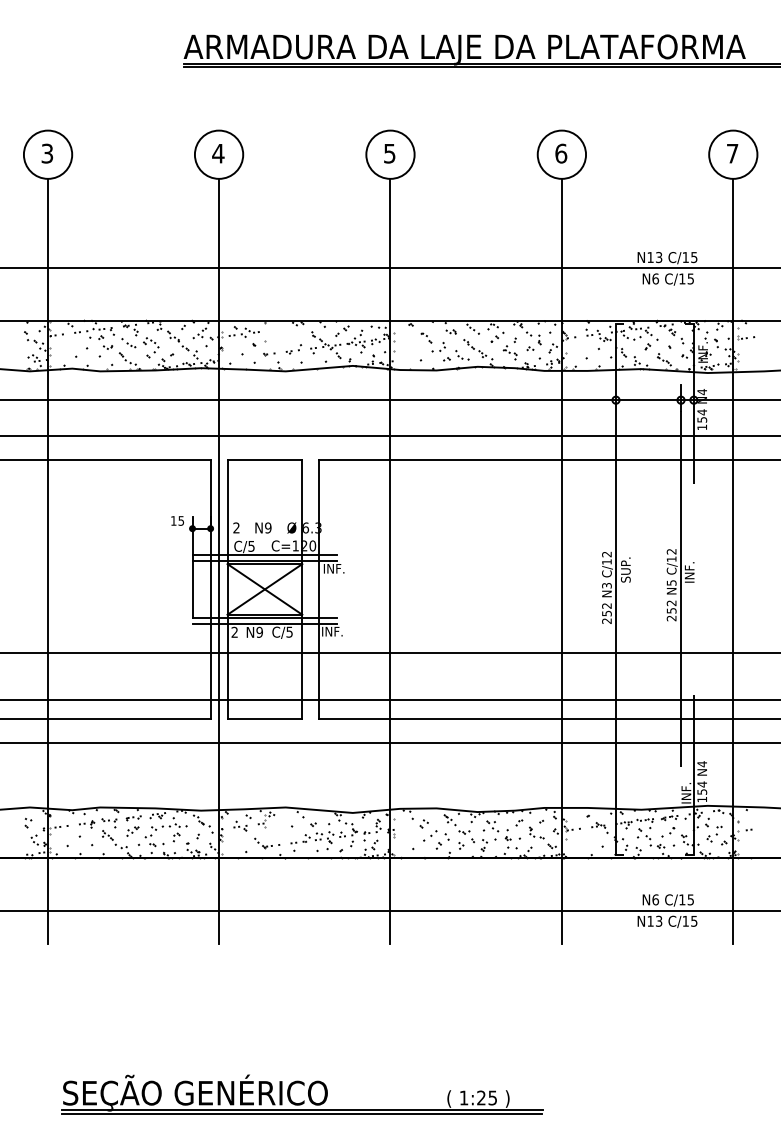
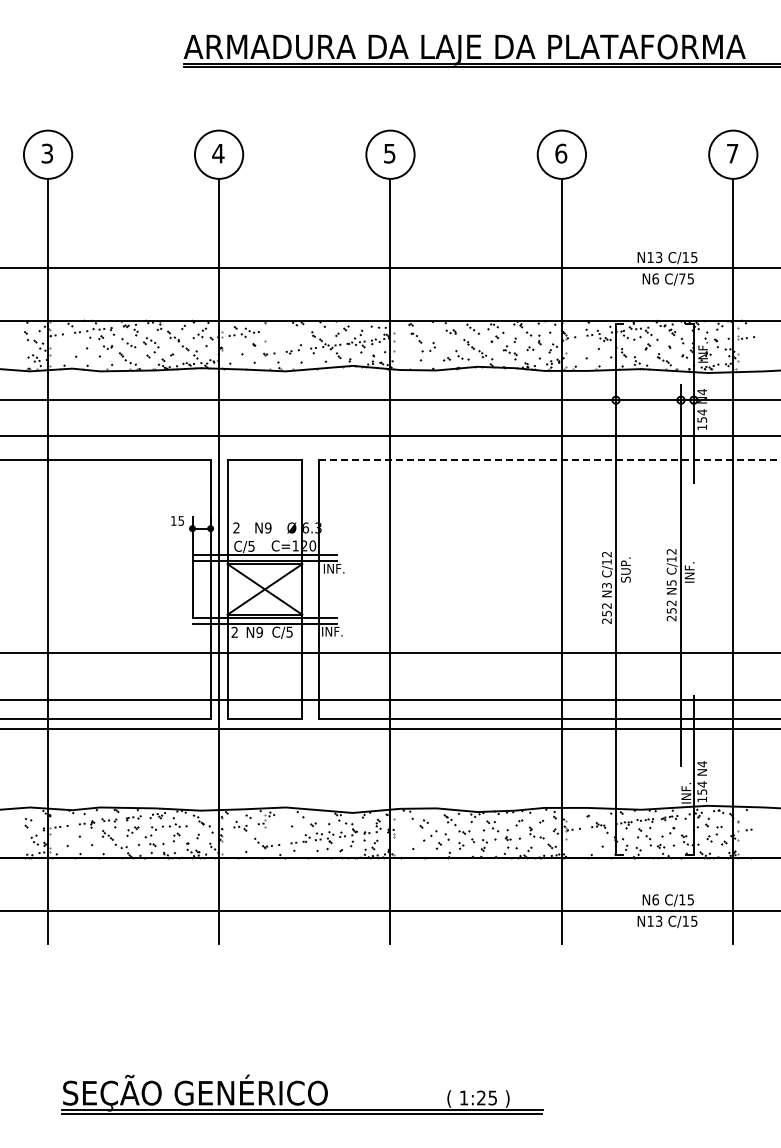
text: C/15 -> C/75 (682, 278)
part position: (432, 342) -> (422, 342) (422, 342)
line: solid -> dashed (550, 459)
line position: (389, 743) -> (389, 729) (389, 729)
